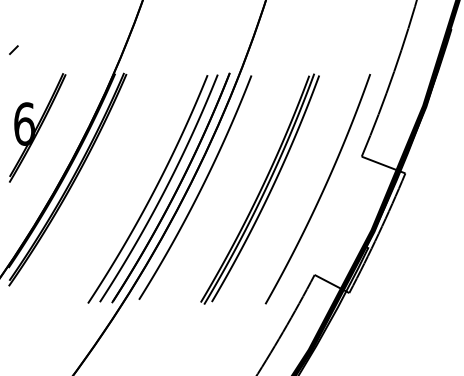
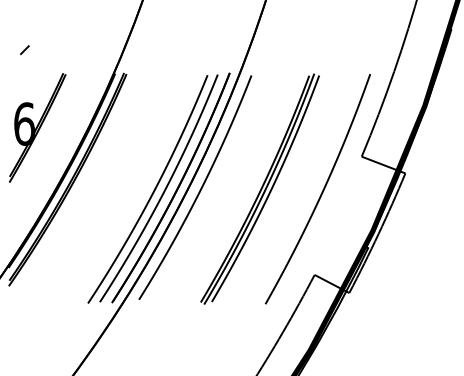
line position: (13, 49) -> (24, 49) (24, 49)
